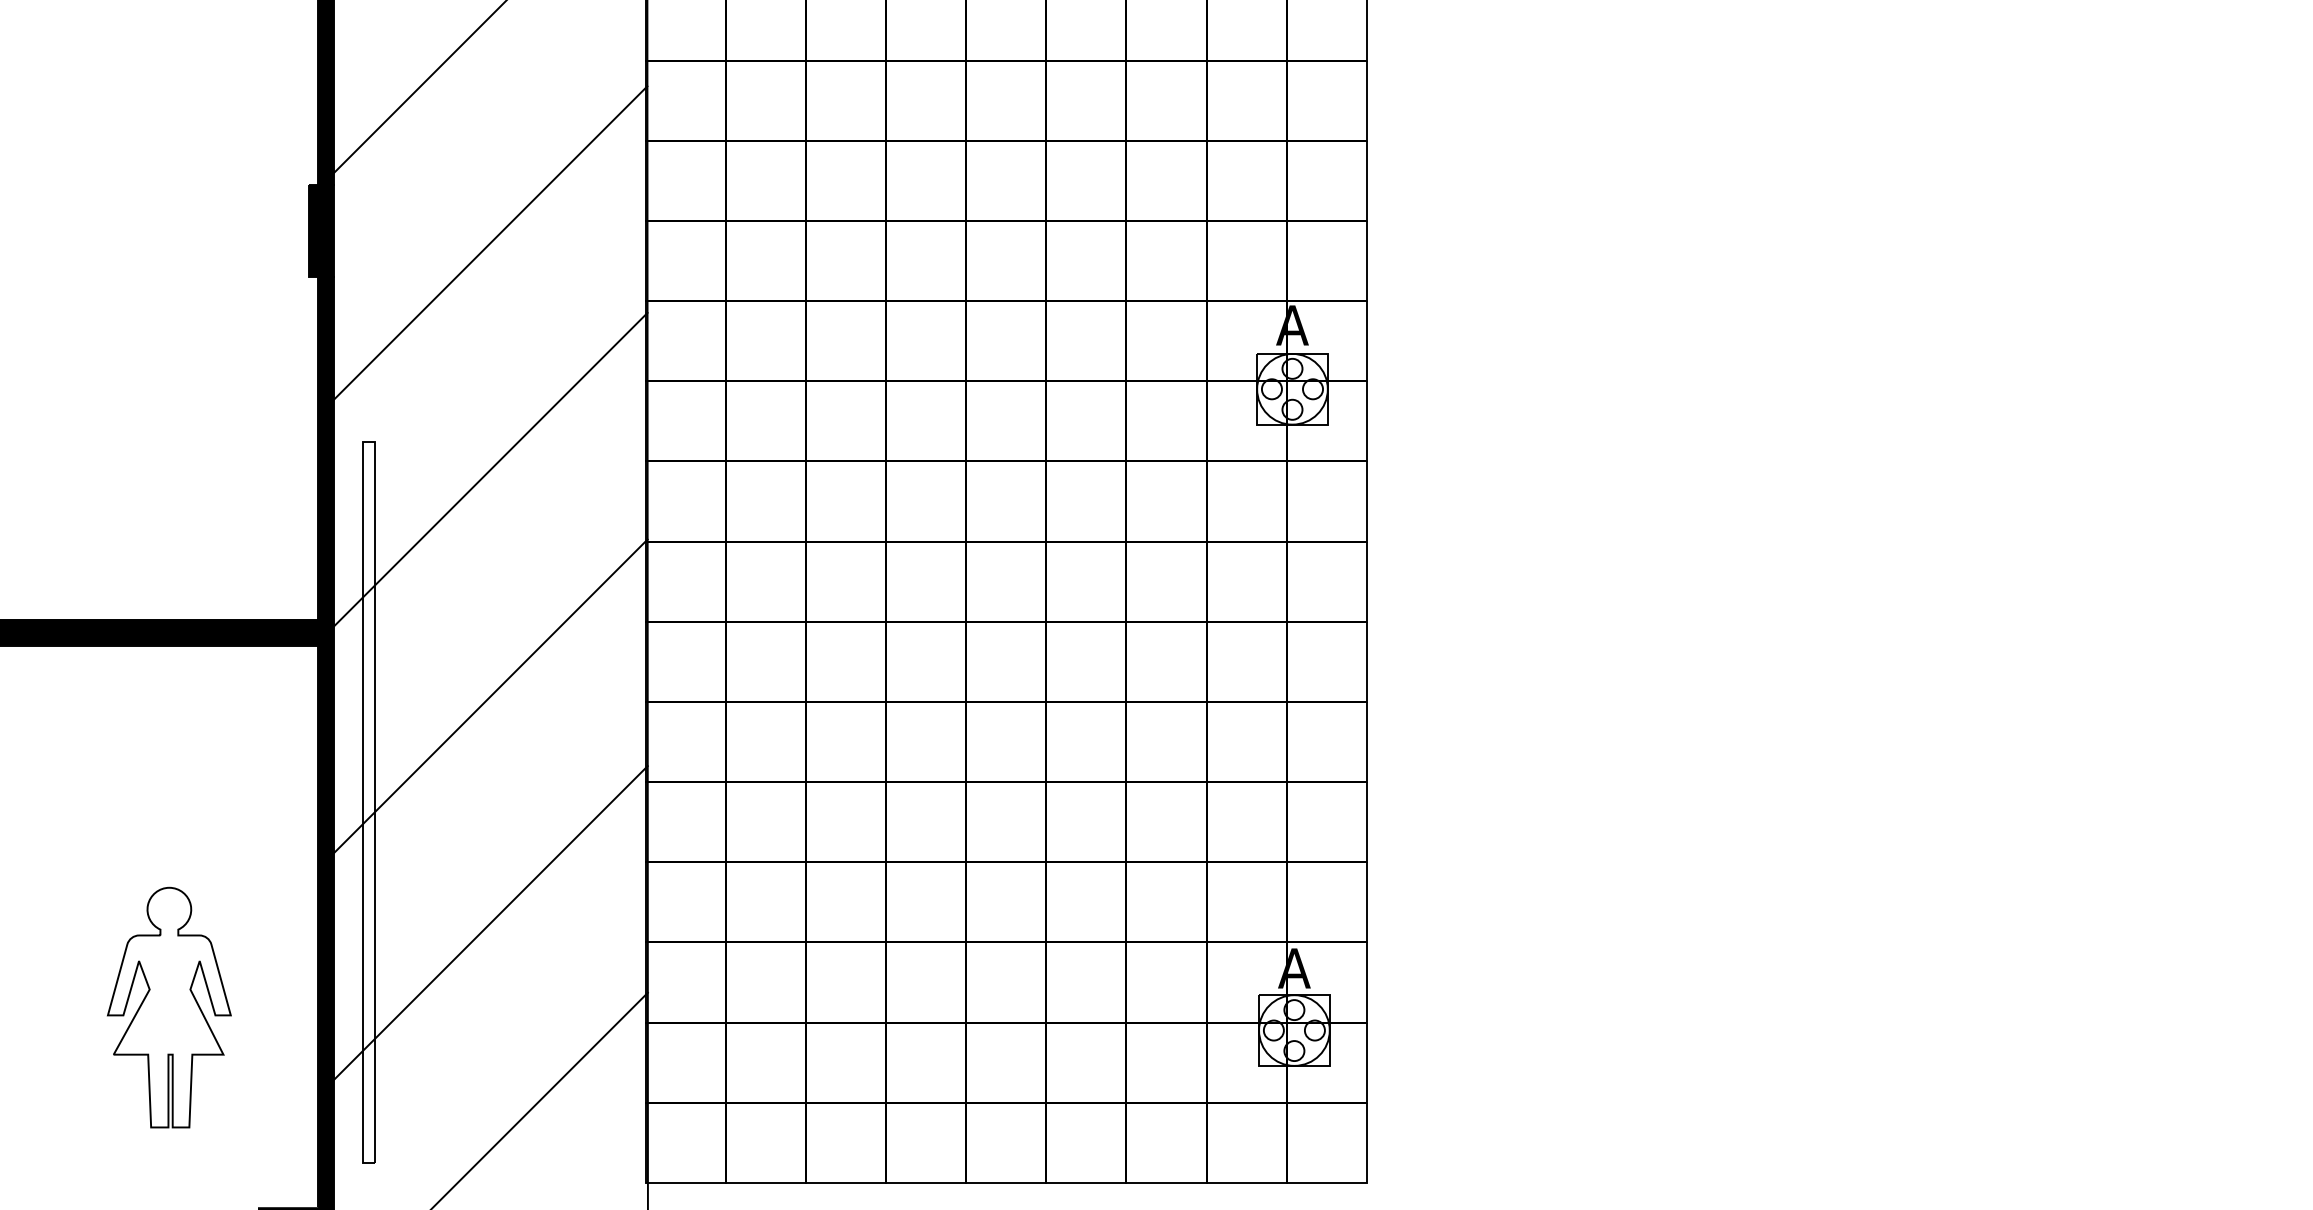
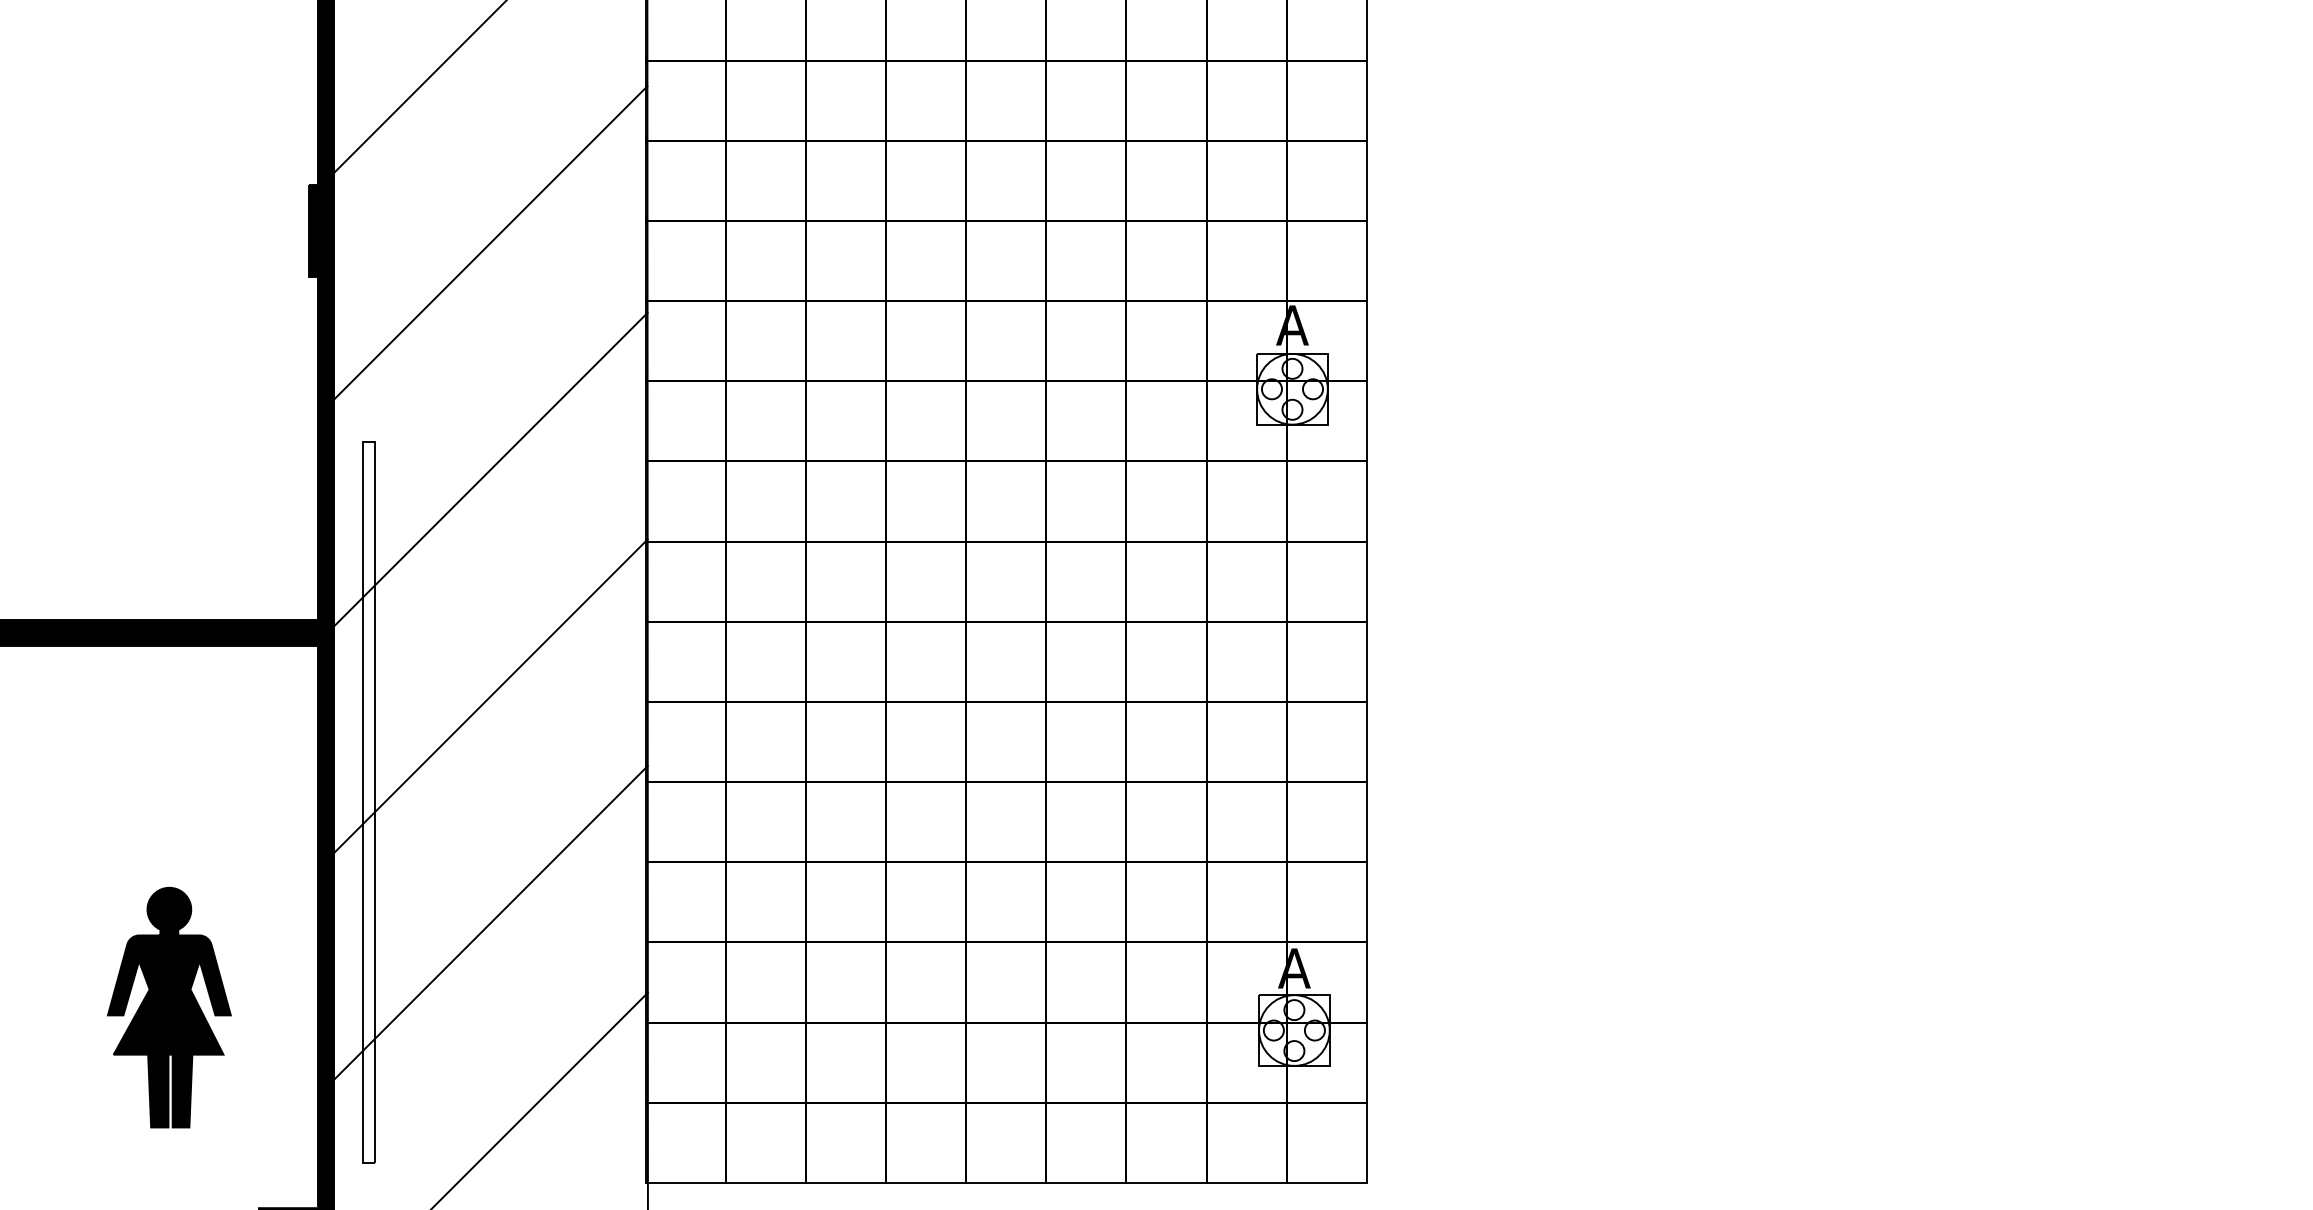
fill: none -> present (168, 1007)
